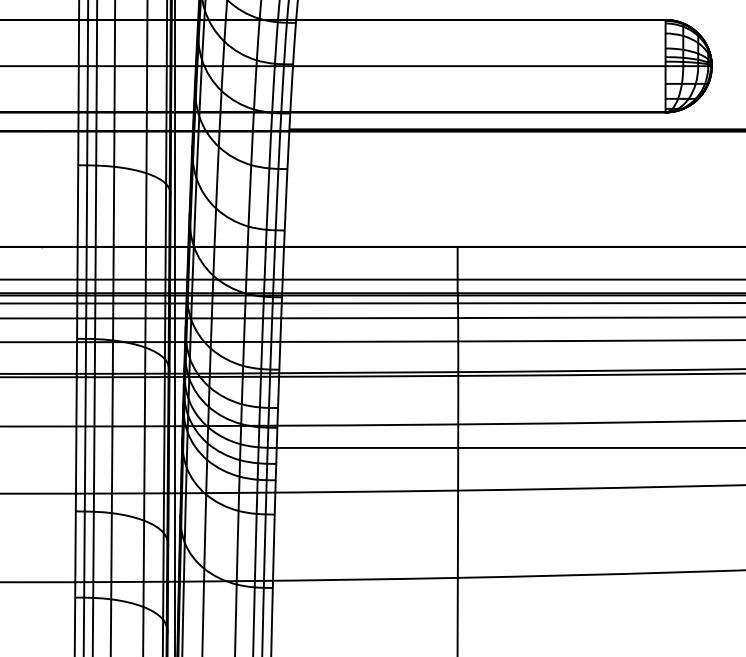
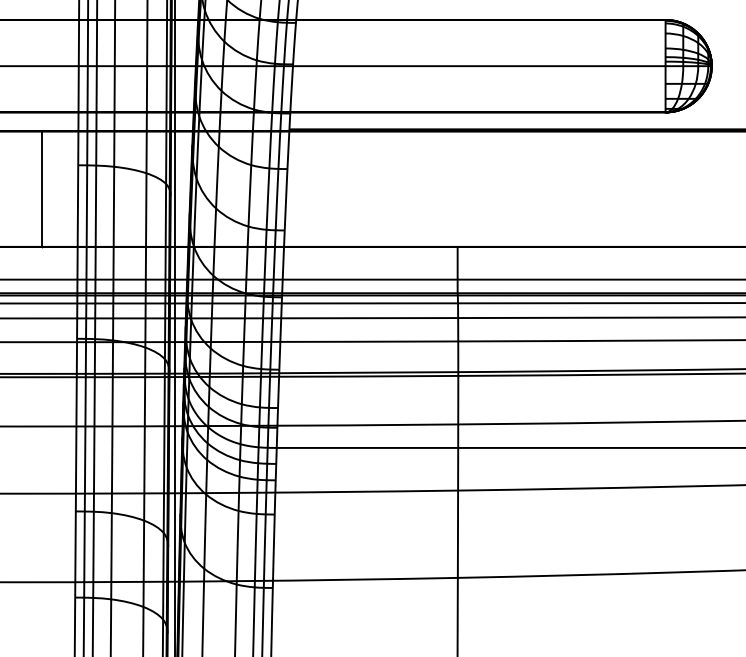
line: none -> present (41, 188)
